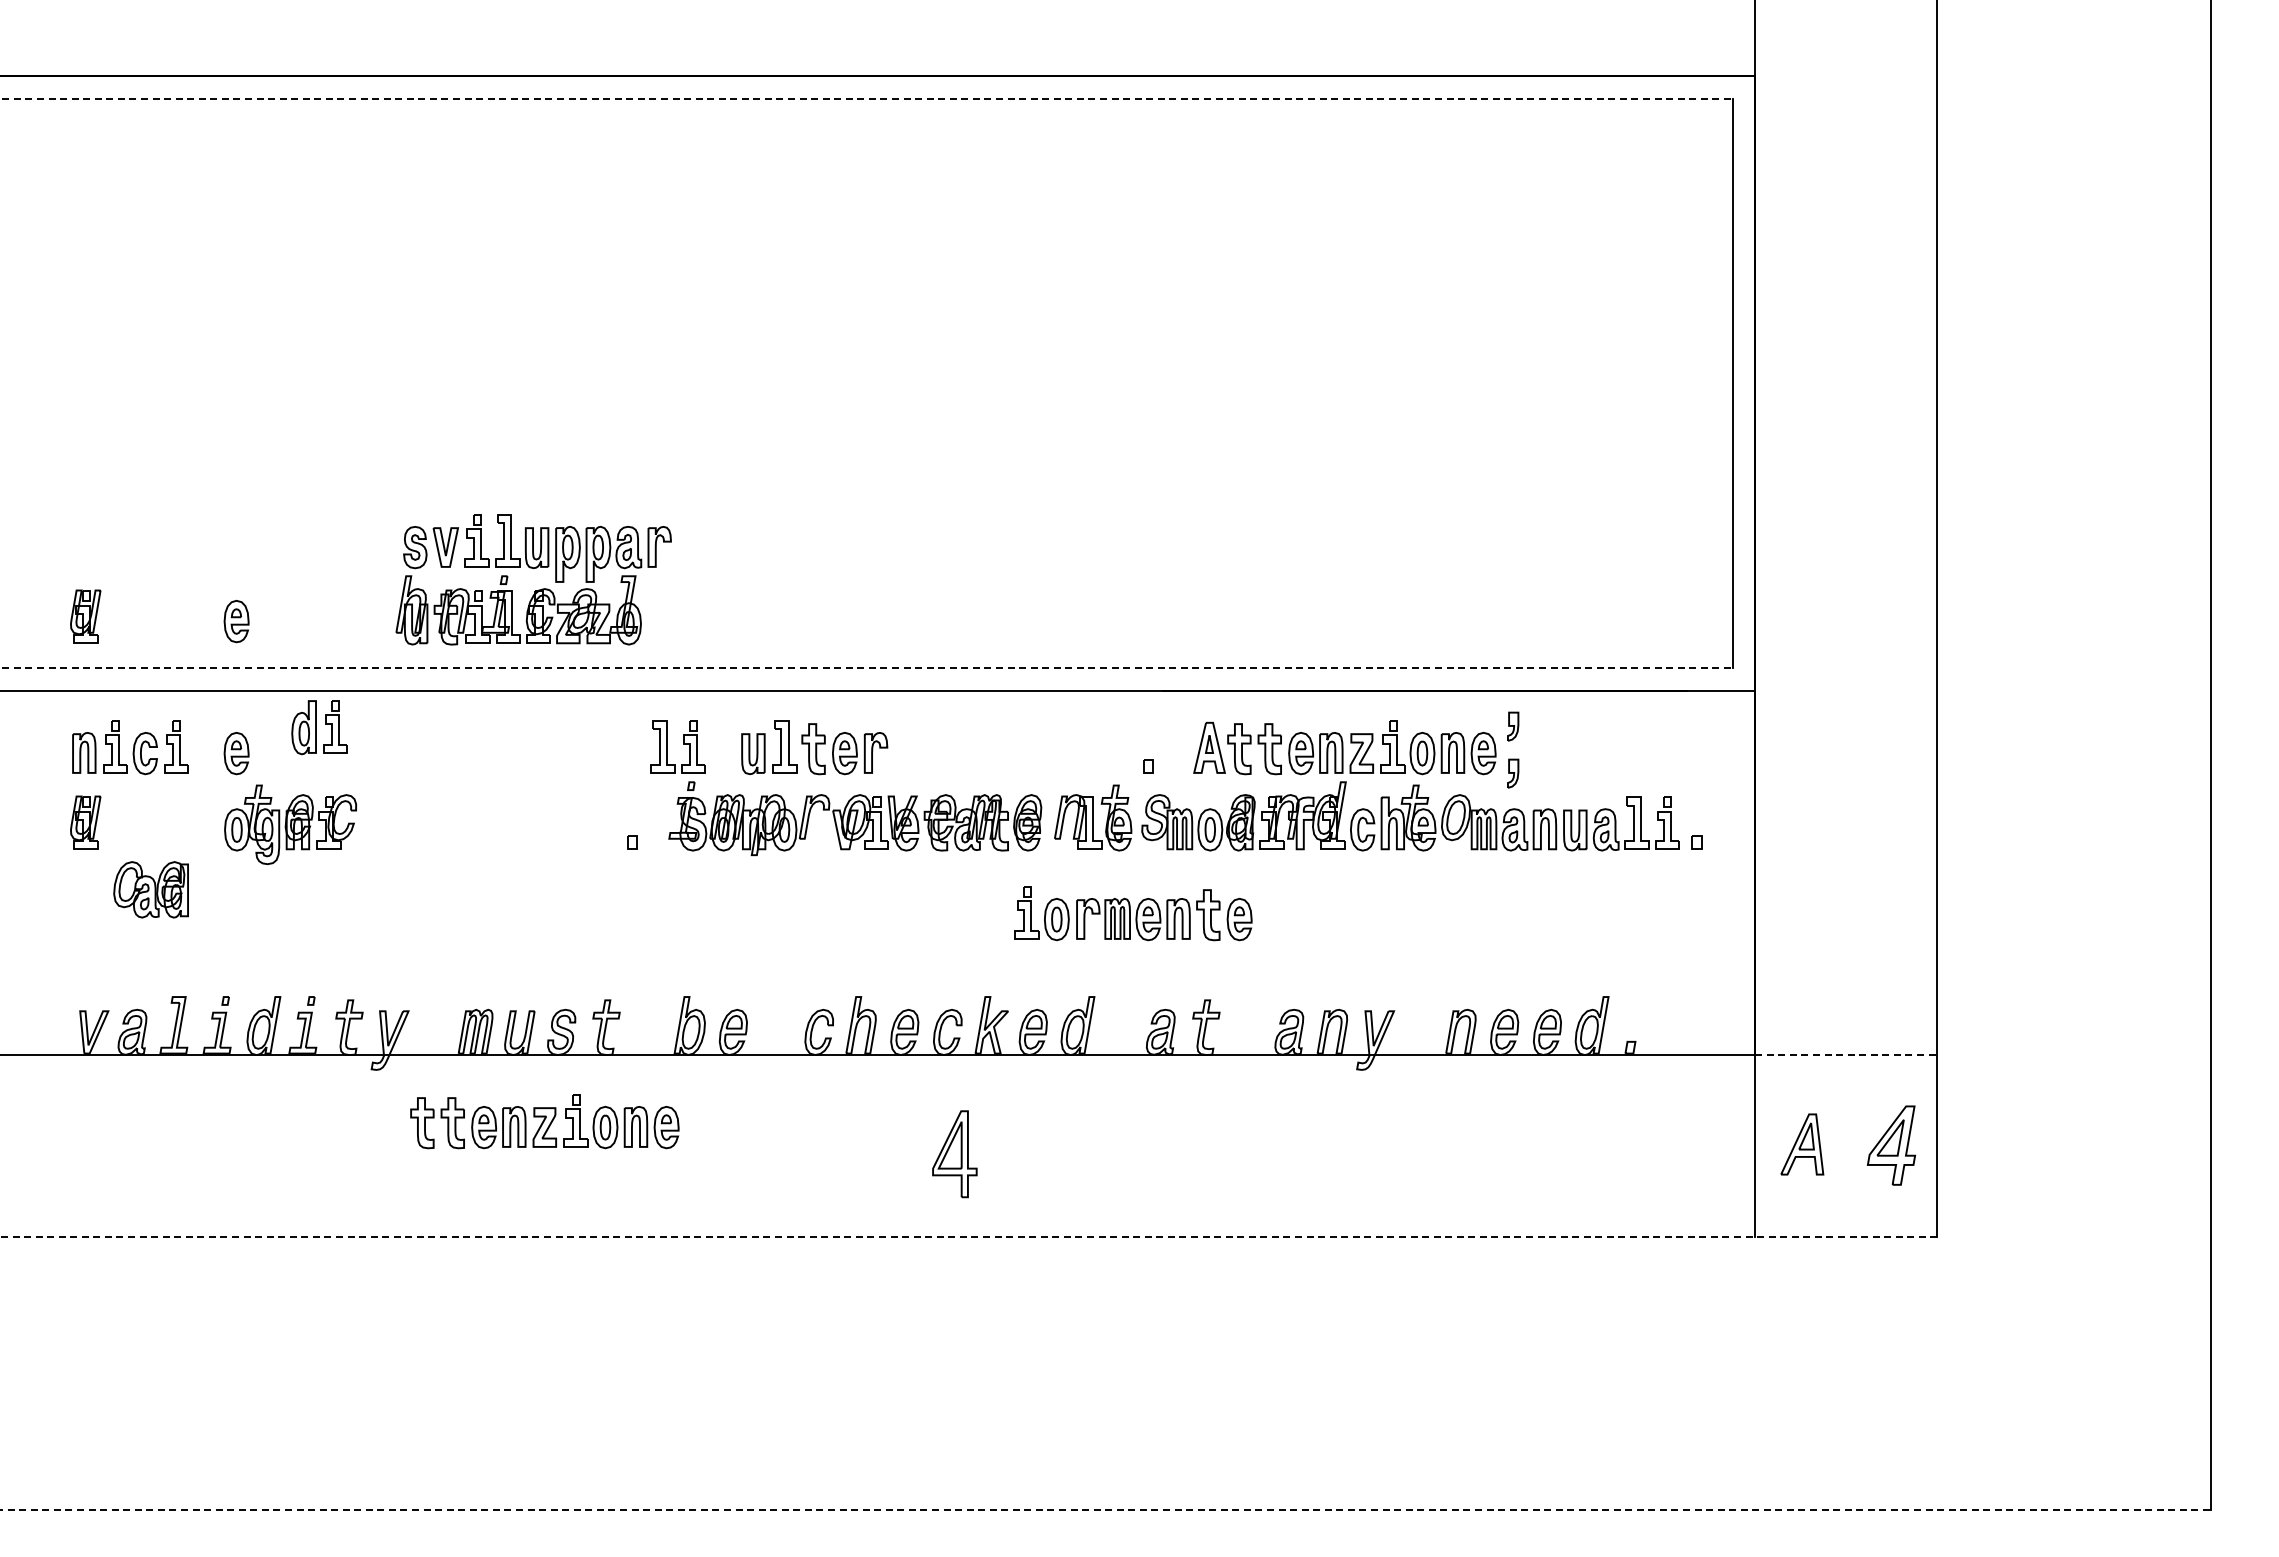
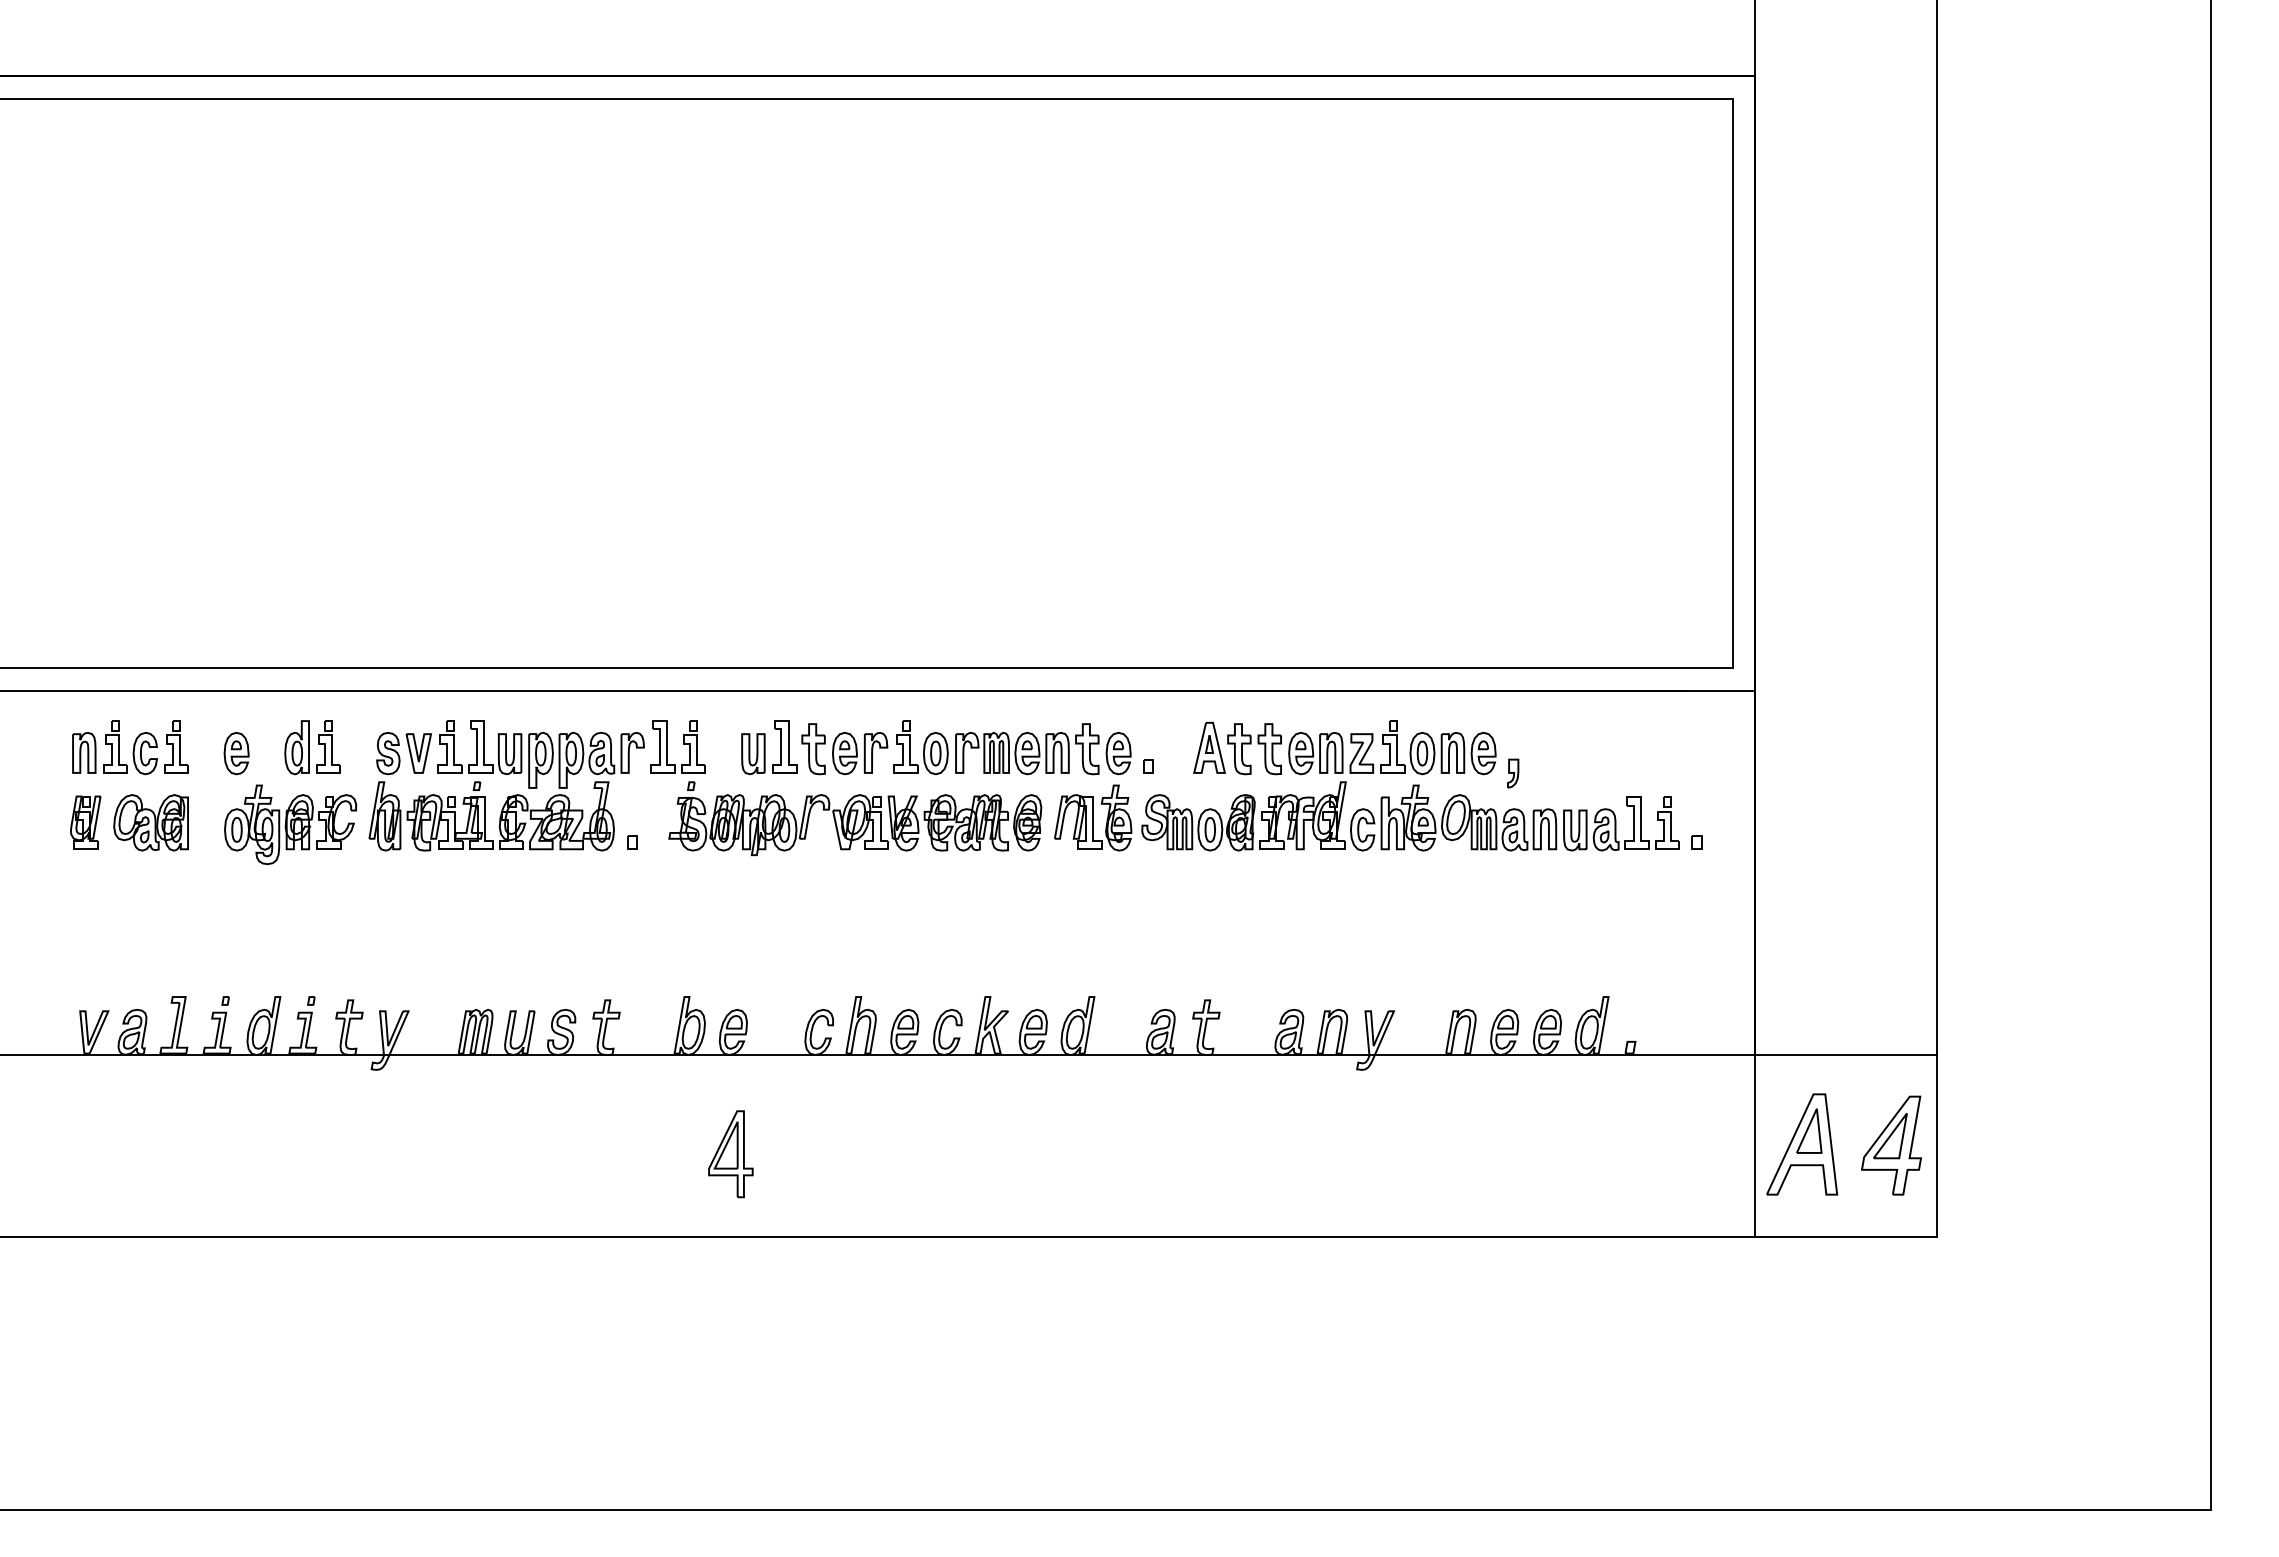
line: dashed -> solid (866, 98)
part position: (533, 569) -> (506, 775) (506, 775)
part: present -> none (85, 616)
part: present -> none (236, 621)
line: dashed -> solid (866, 667)
part: present -> none (1513, 726)
part position: (319, 727) -> (312, 747) (312, 747)
part position: (150, 889) -> (150, 822) (150, 822)
part position: (1133, 913) -> (1012, 747) (1012, 747)
line: dashed -> solid (1846, 1054)
part: present -> none (544, 1121)
part size: 45x63 px -> 73x103 px (1802, 1144)
part size: 51x81 px -> 61x101 px (1891, 1145)
part position: (954, 1154) -> (730, 1154) (730, 1154)
line: dashed -> solid (968, 1237)
line: dashed -> solid (1105, 1510)
